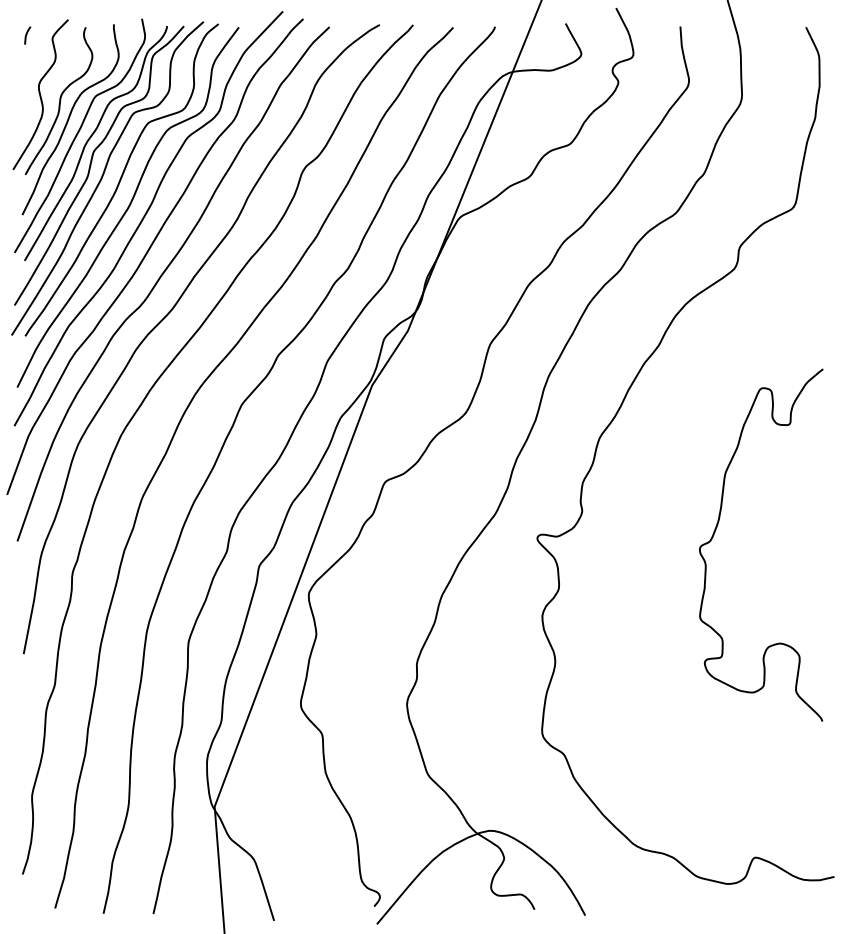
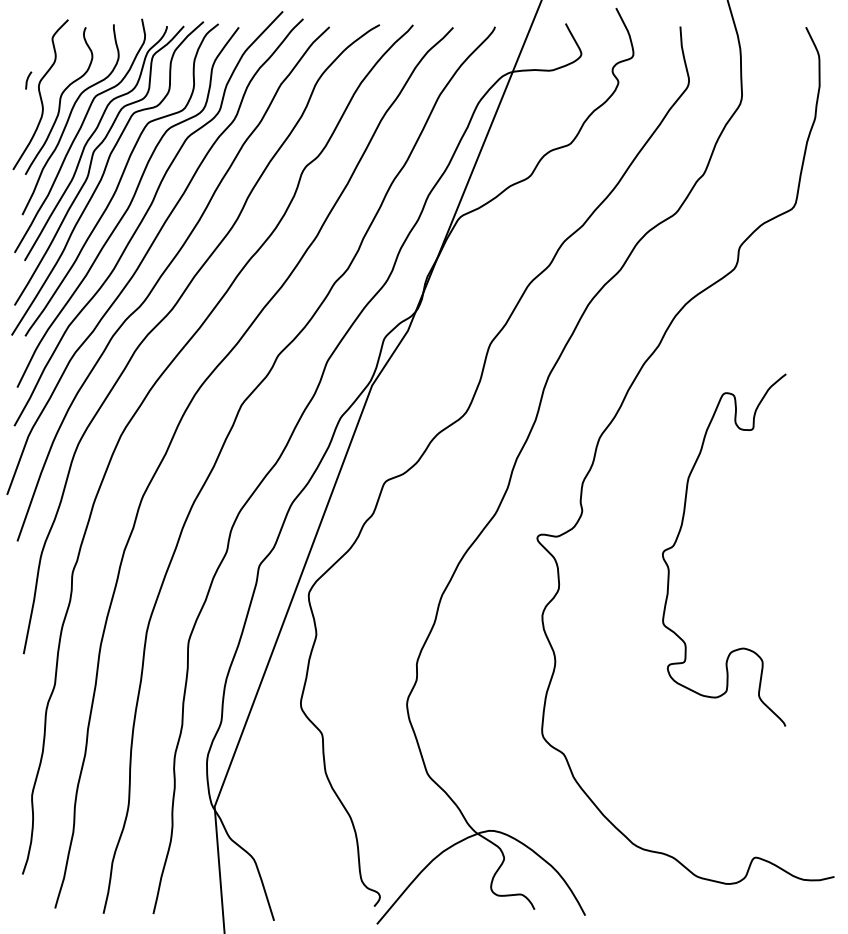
line position: (27, 35) -> (28, 80) (28, 80)
curve position: (716, 530) -> (679, 535) (679, 535)
